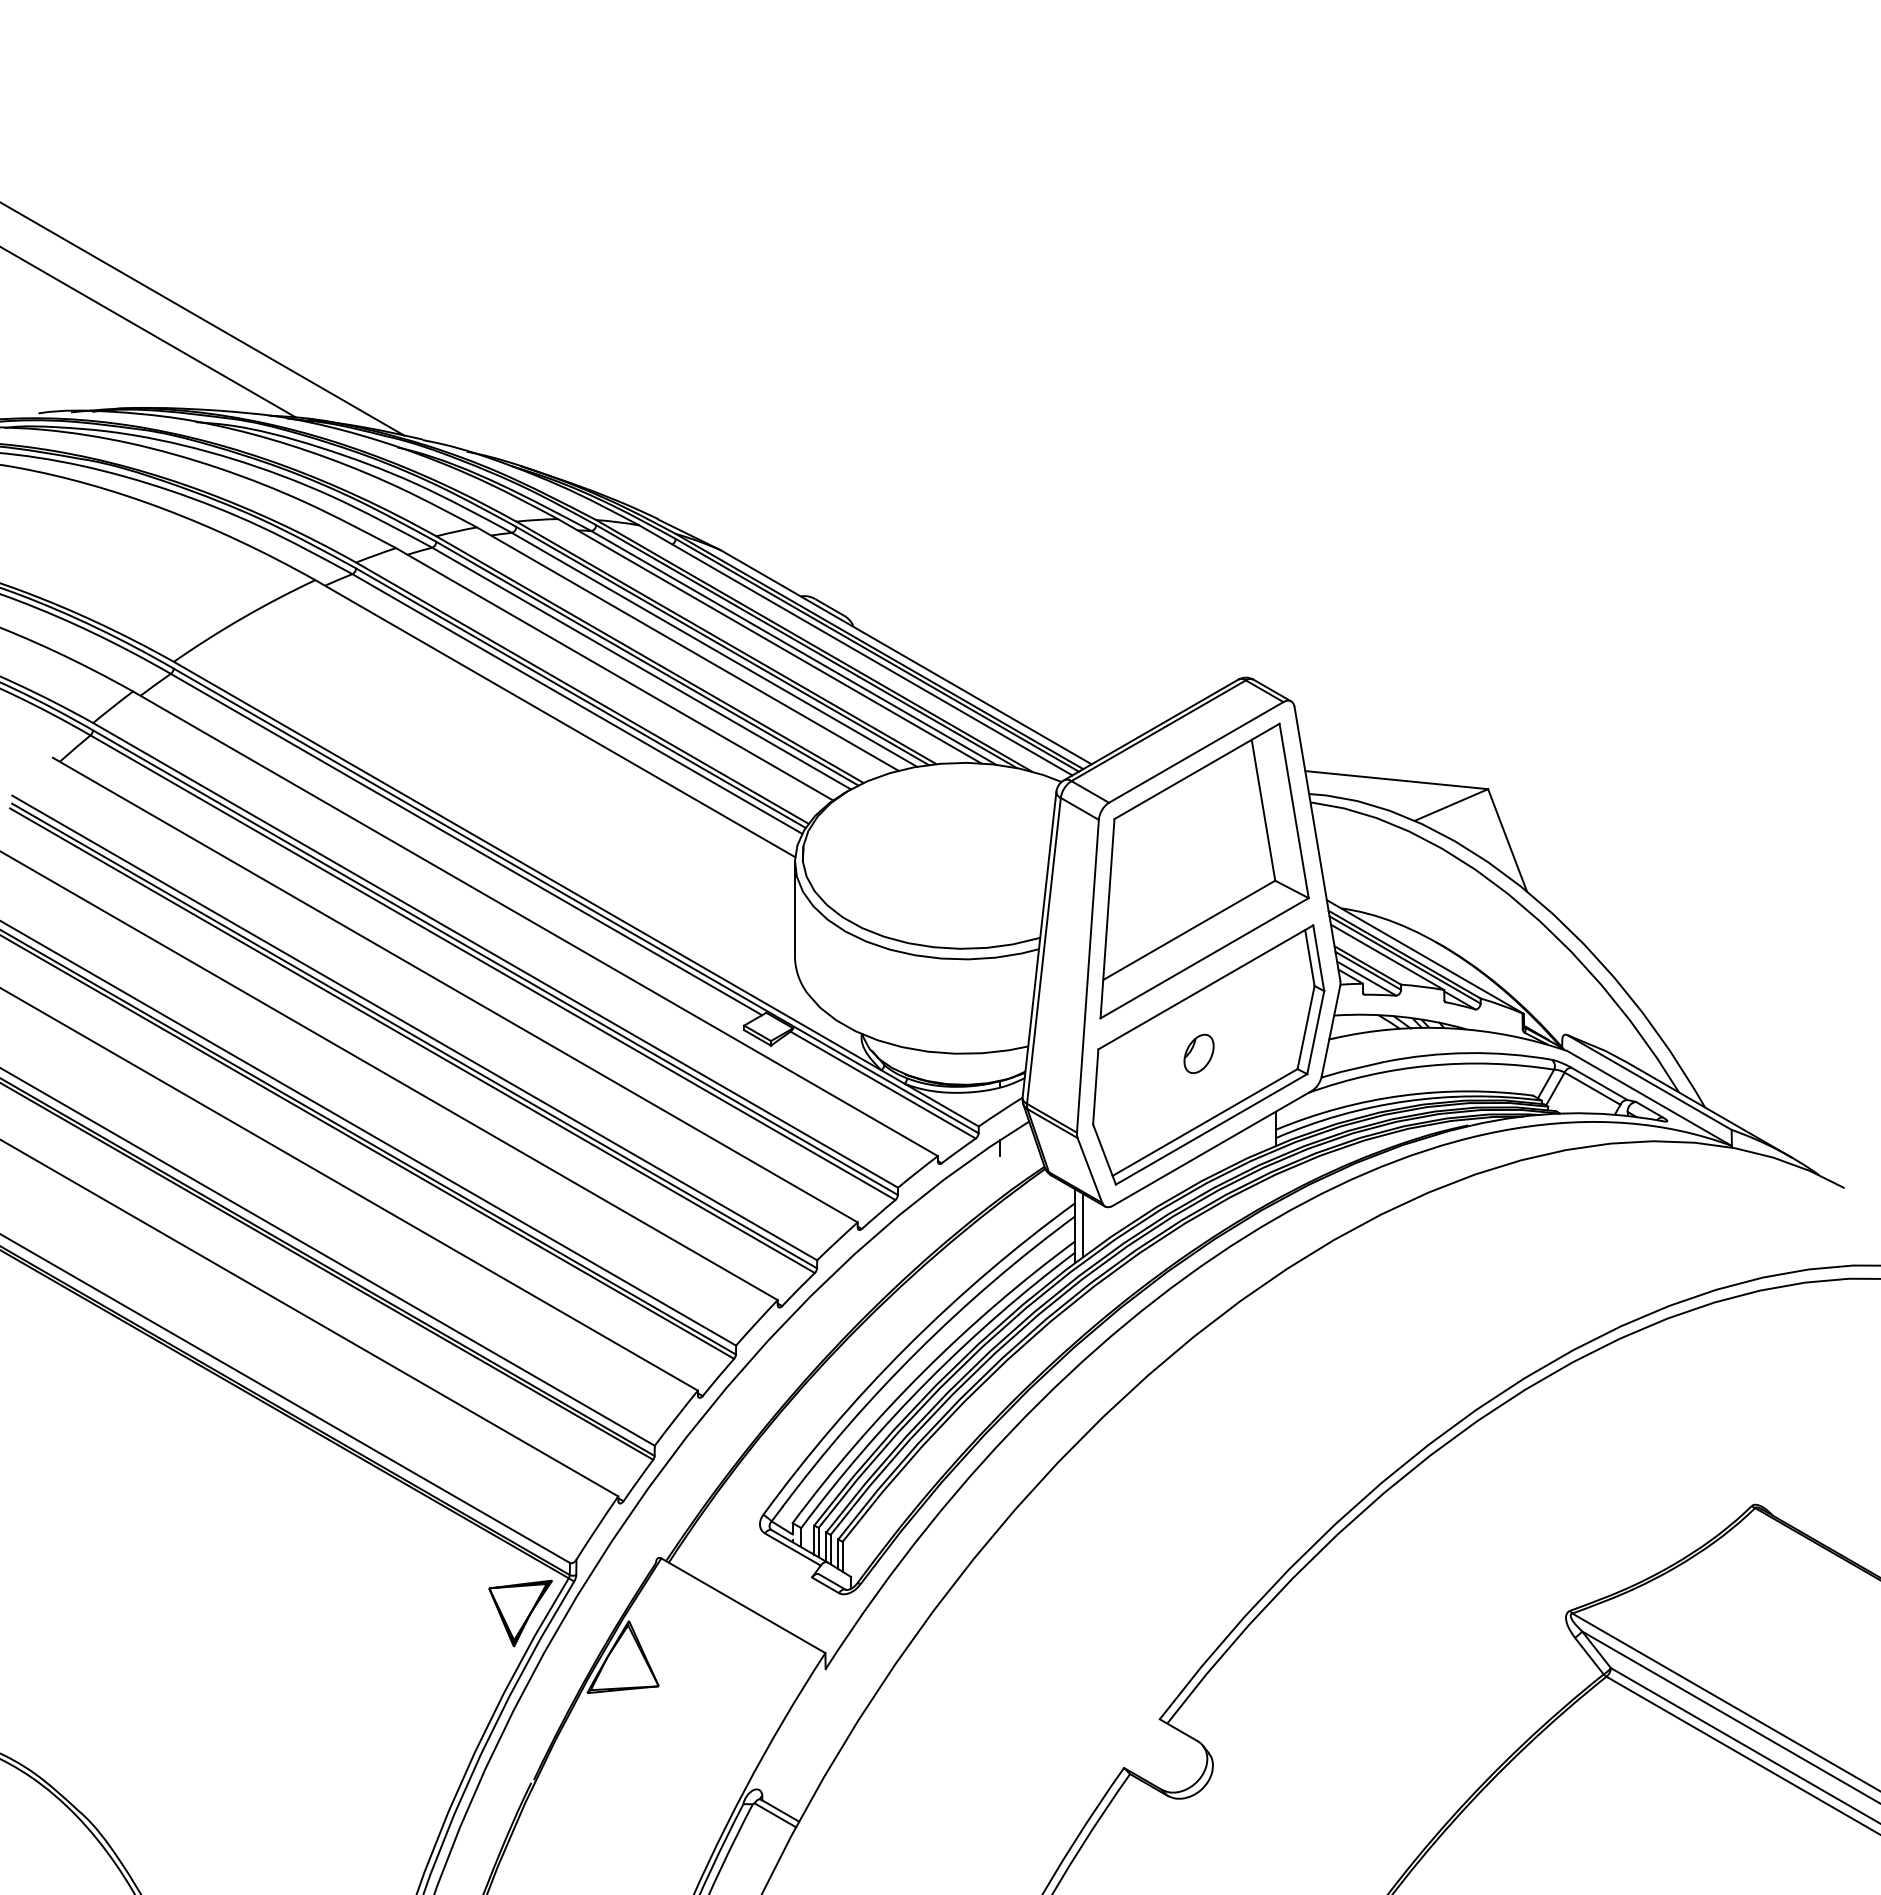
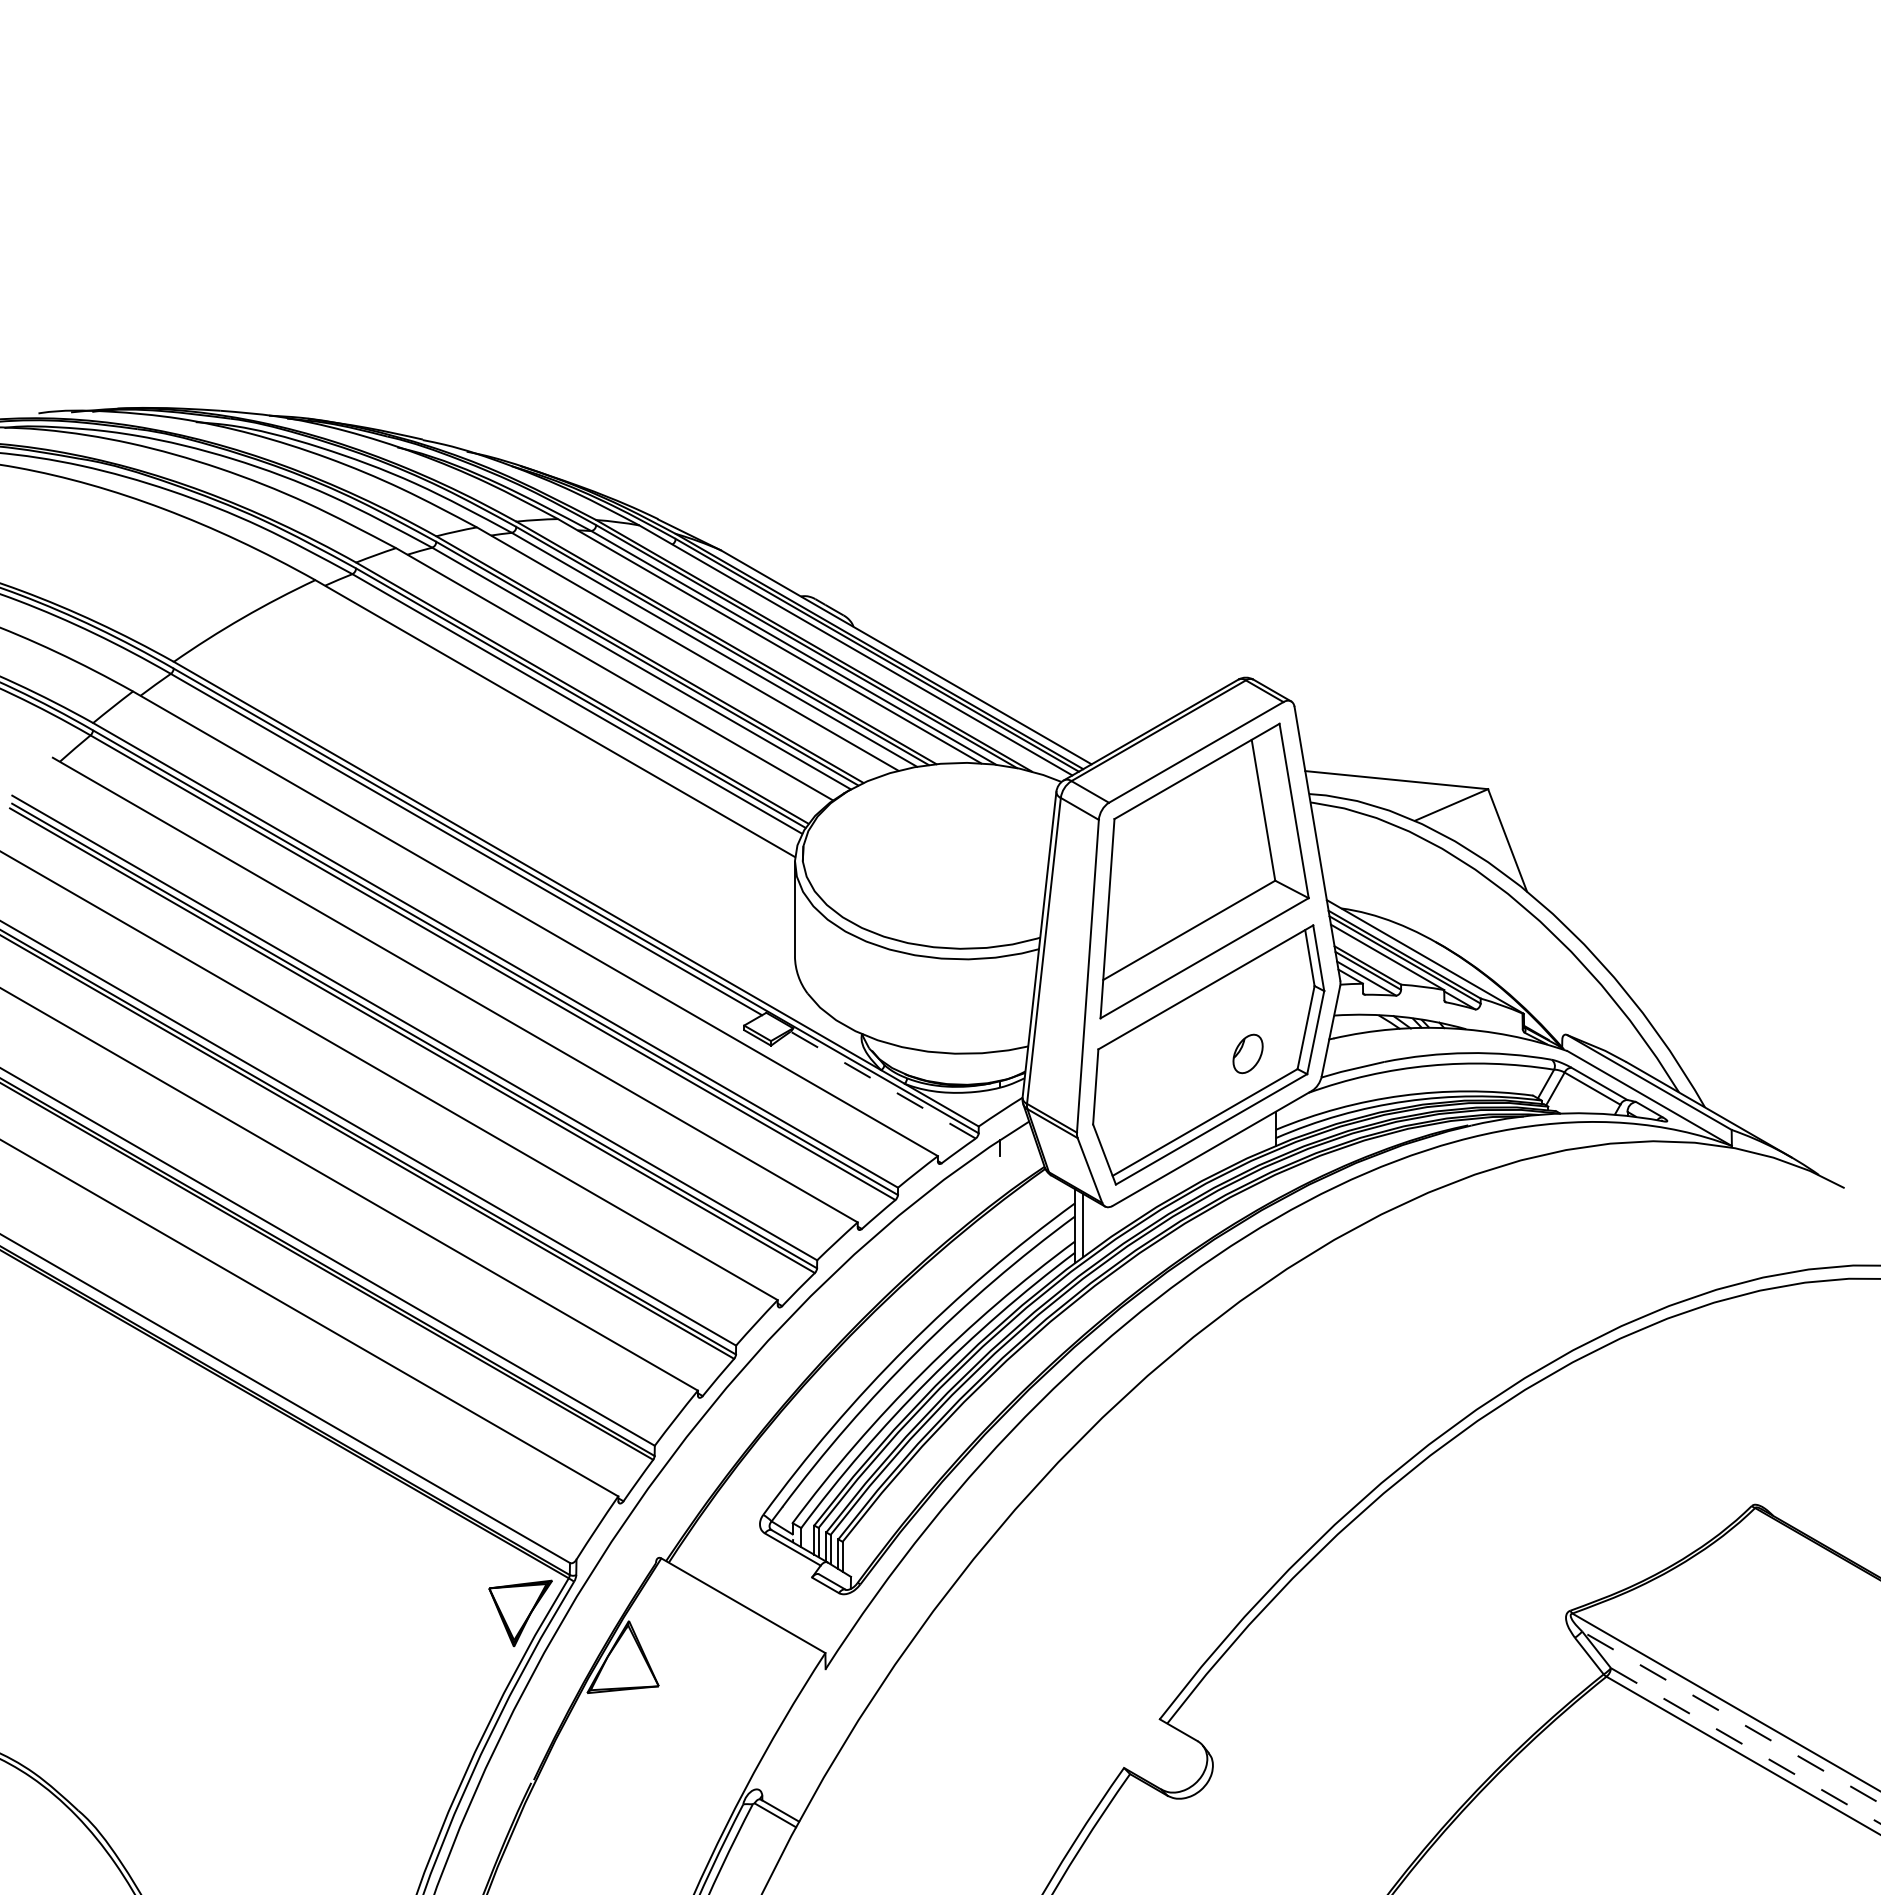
line: present -> none (203, 319)
line: present -> none (148, 332)
part position: (1198, 1053) -> (1247, 1053) (1247, 1053)
line: solid -> dashed (883, 1085)
line: solid -> dashed (1731, 1717)
line: solid -> dashed (1746, 1746)
